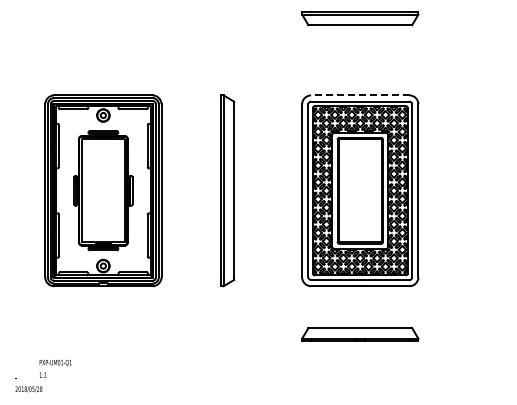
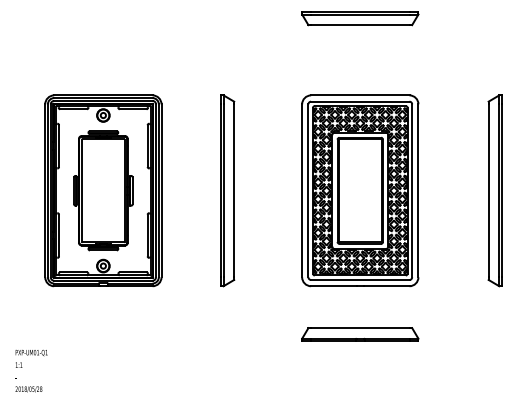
line: dashed -> solid (359, 95)
part: none -> present (494, 190)
text position: (55, 368) -> (31, 358) (31, 358)
